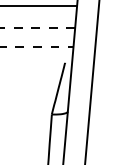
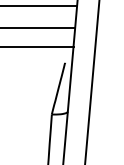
line: dashed -> solid (37, 27)
line: dashed -> solid (37, 46)
